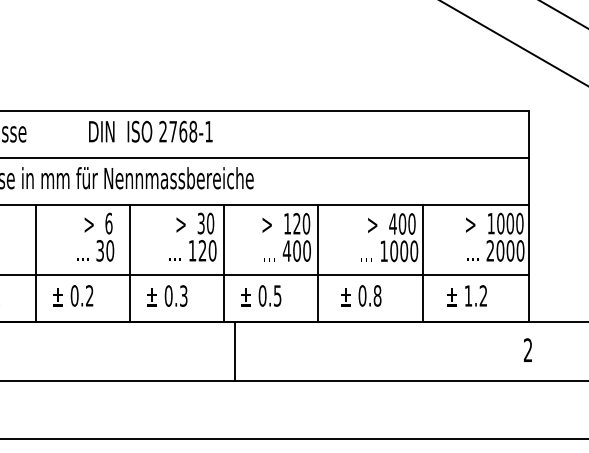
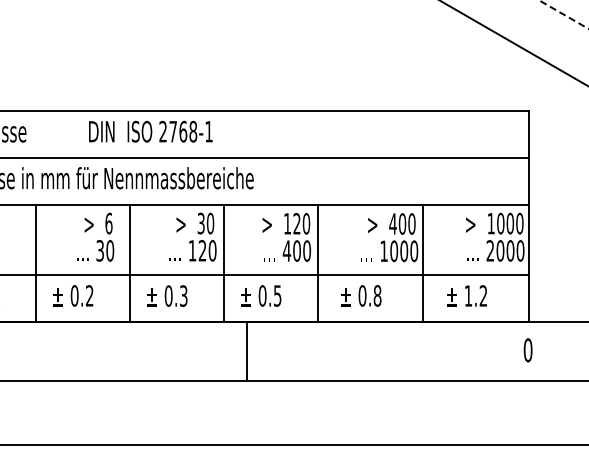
line: solid -> dashed (563, 14)
text: 2 -> 0 (527, 350)
line position: (235, 351) -> (247, 351) (247, 351)
line position: (293, 439) -> (293, 445) (293, 445)
